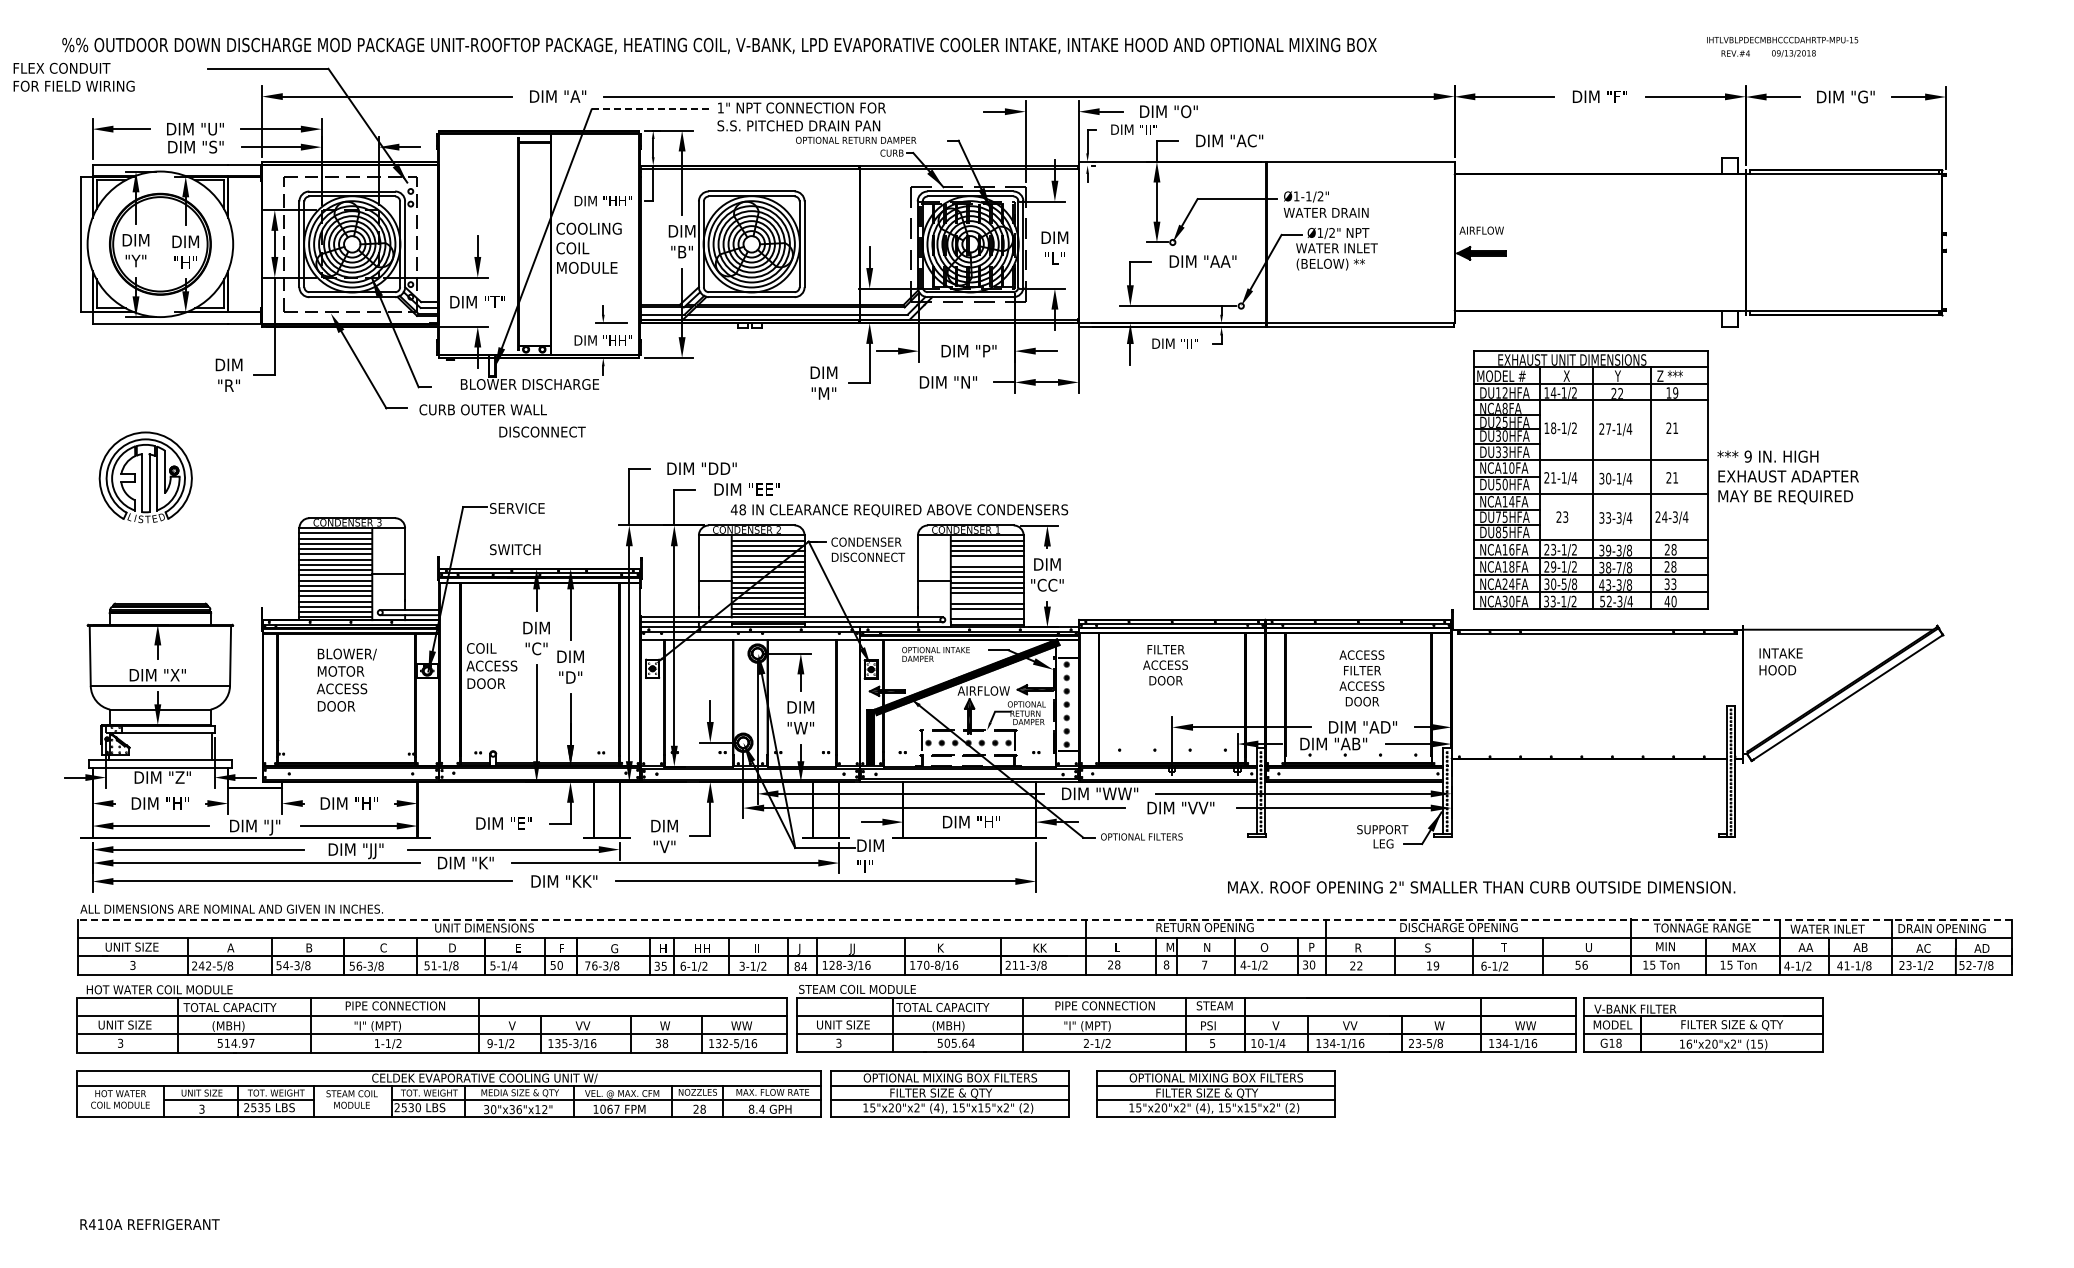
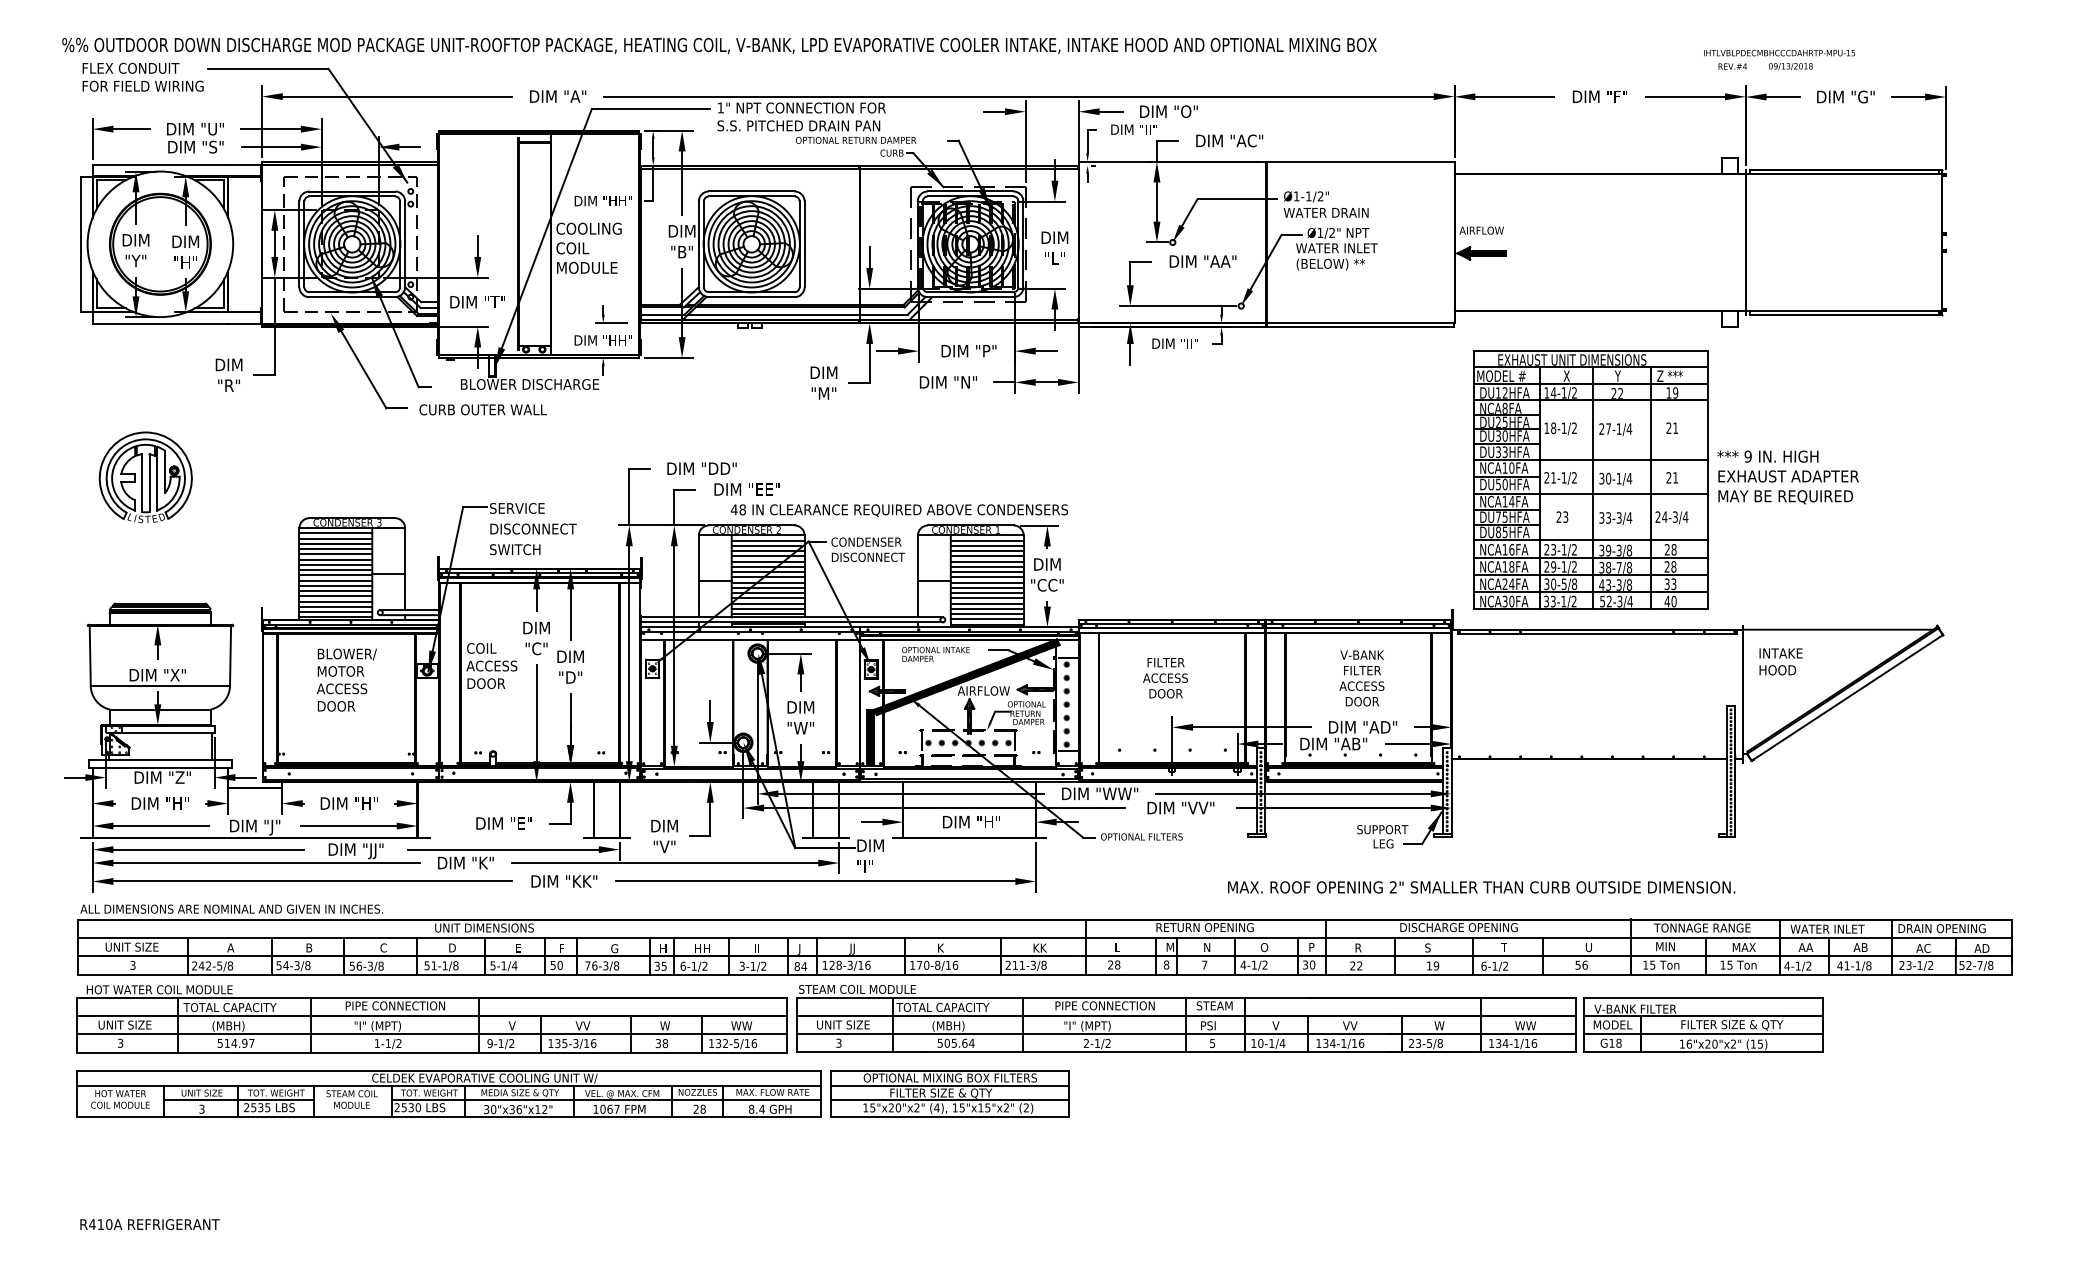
text position: (1782, 46) -> (1779, 59) (1779, 59)
text position: (73, 76) -> (142, 76) (142, 76)
line: dashed -> solid (651, 109)
text position: (542, 431) -> (533, 528) (533, 528)
text: 21-1/4 -> 21-1/2 (1574, 477)
line: none -> present (986, 561)
line: none -> present (986, 598)
line: none -> present (986, 614)
text: ACCESS -> V-BANK (1361, 654)
text position: (1165, 665) -> (1165, 678) (1165, 678)
line: dashed -> solid (1044, 919)
part: present -> none (1215, 1093)
